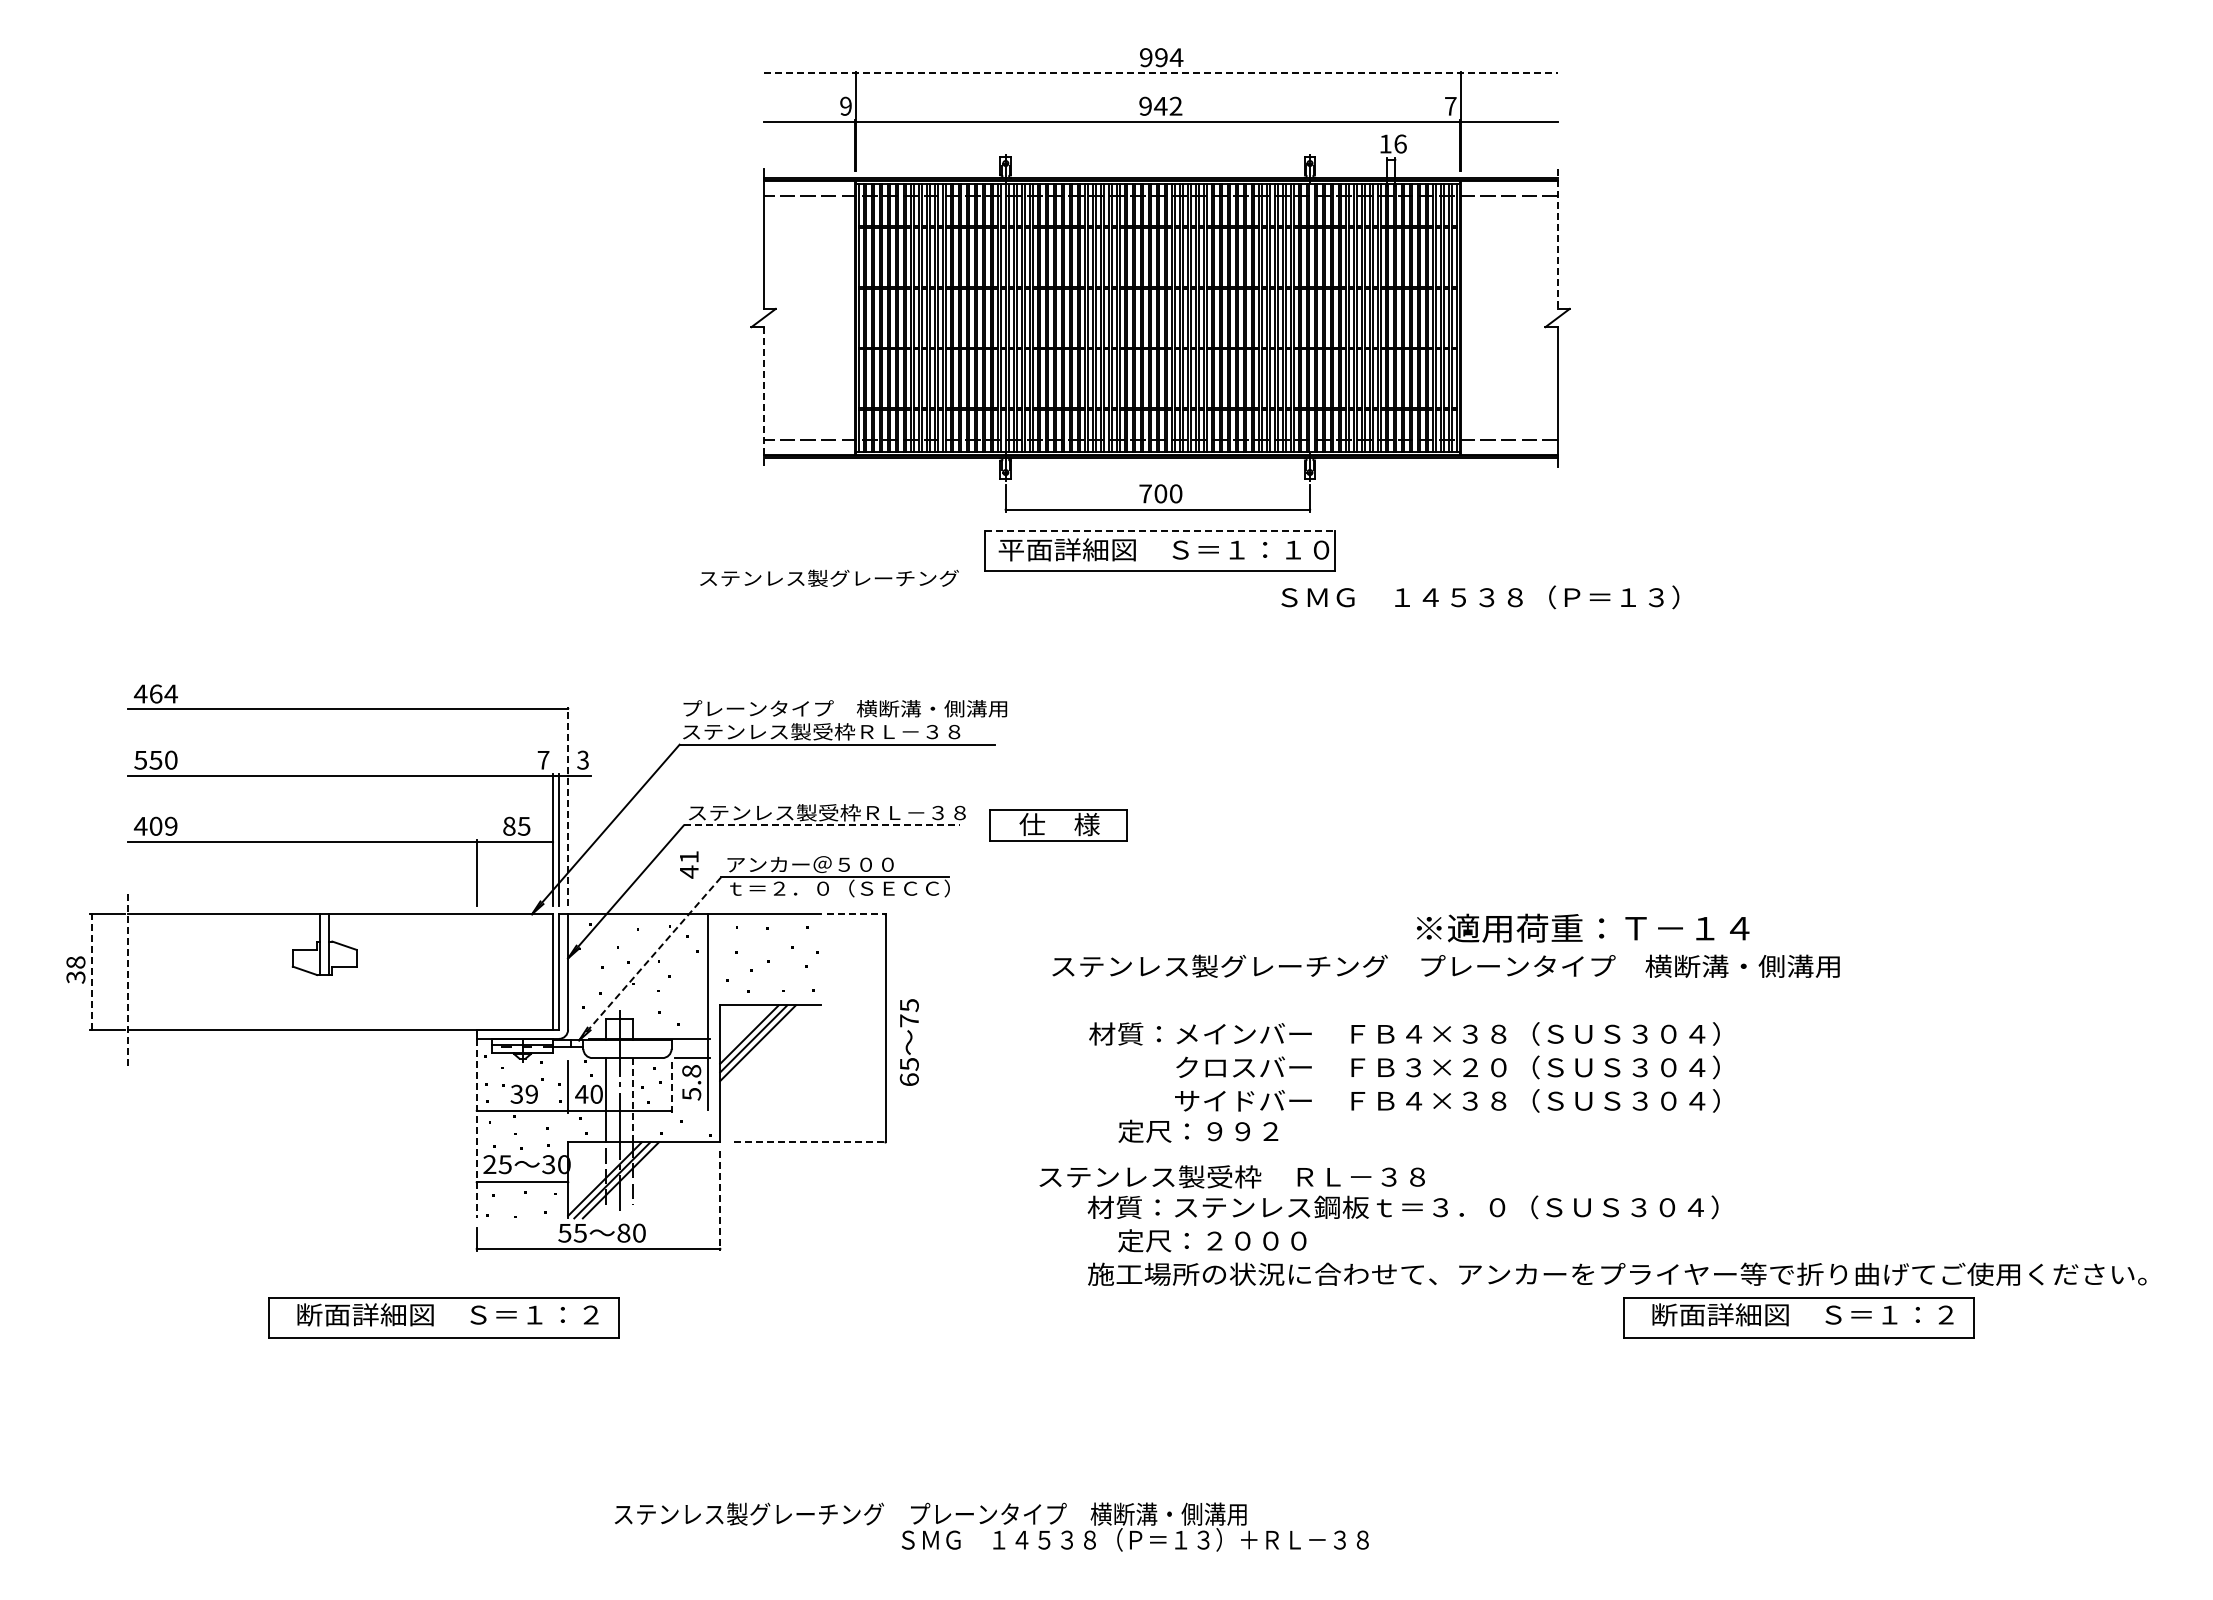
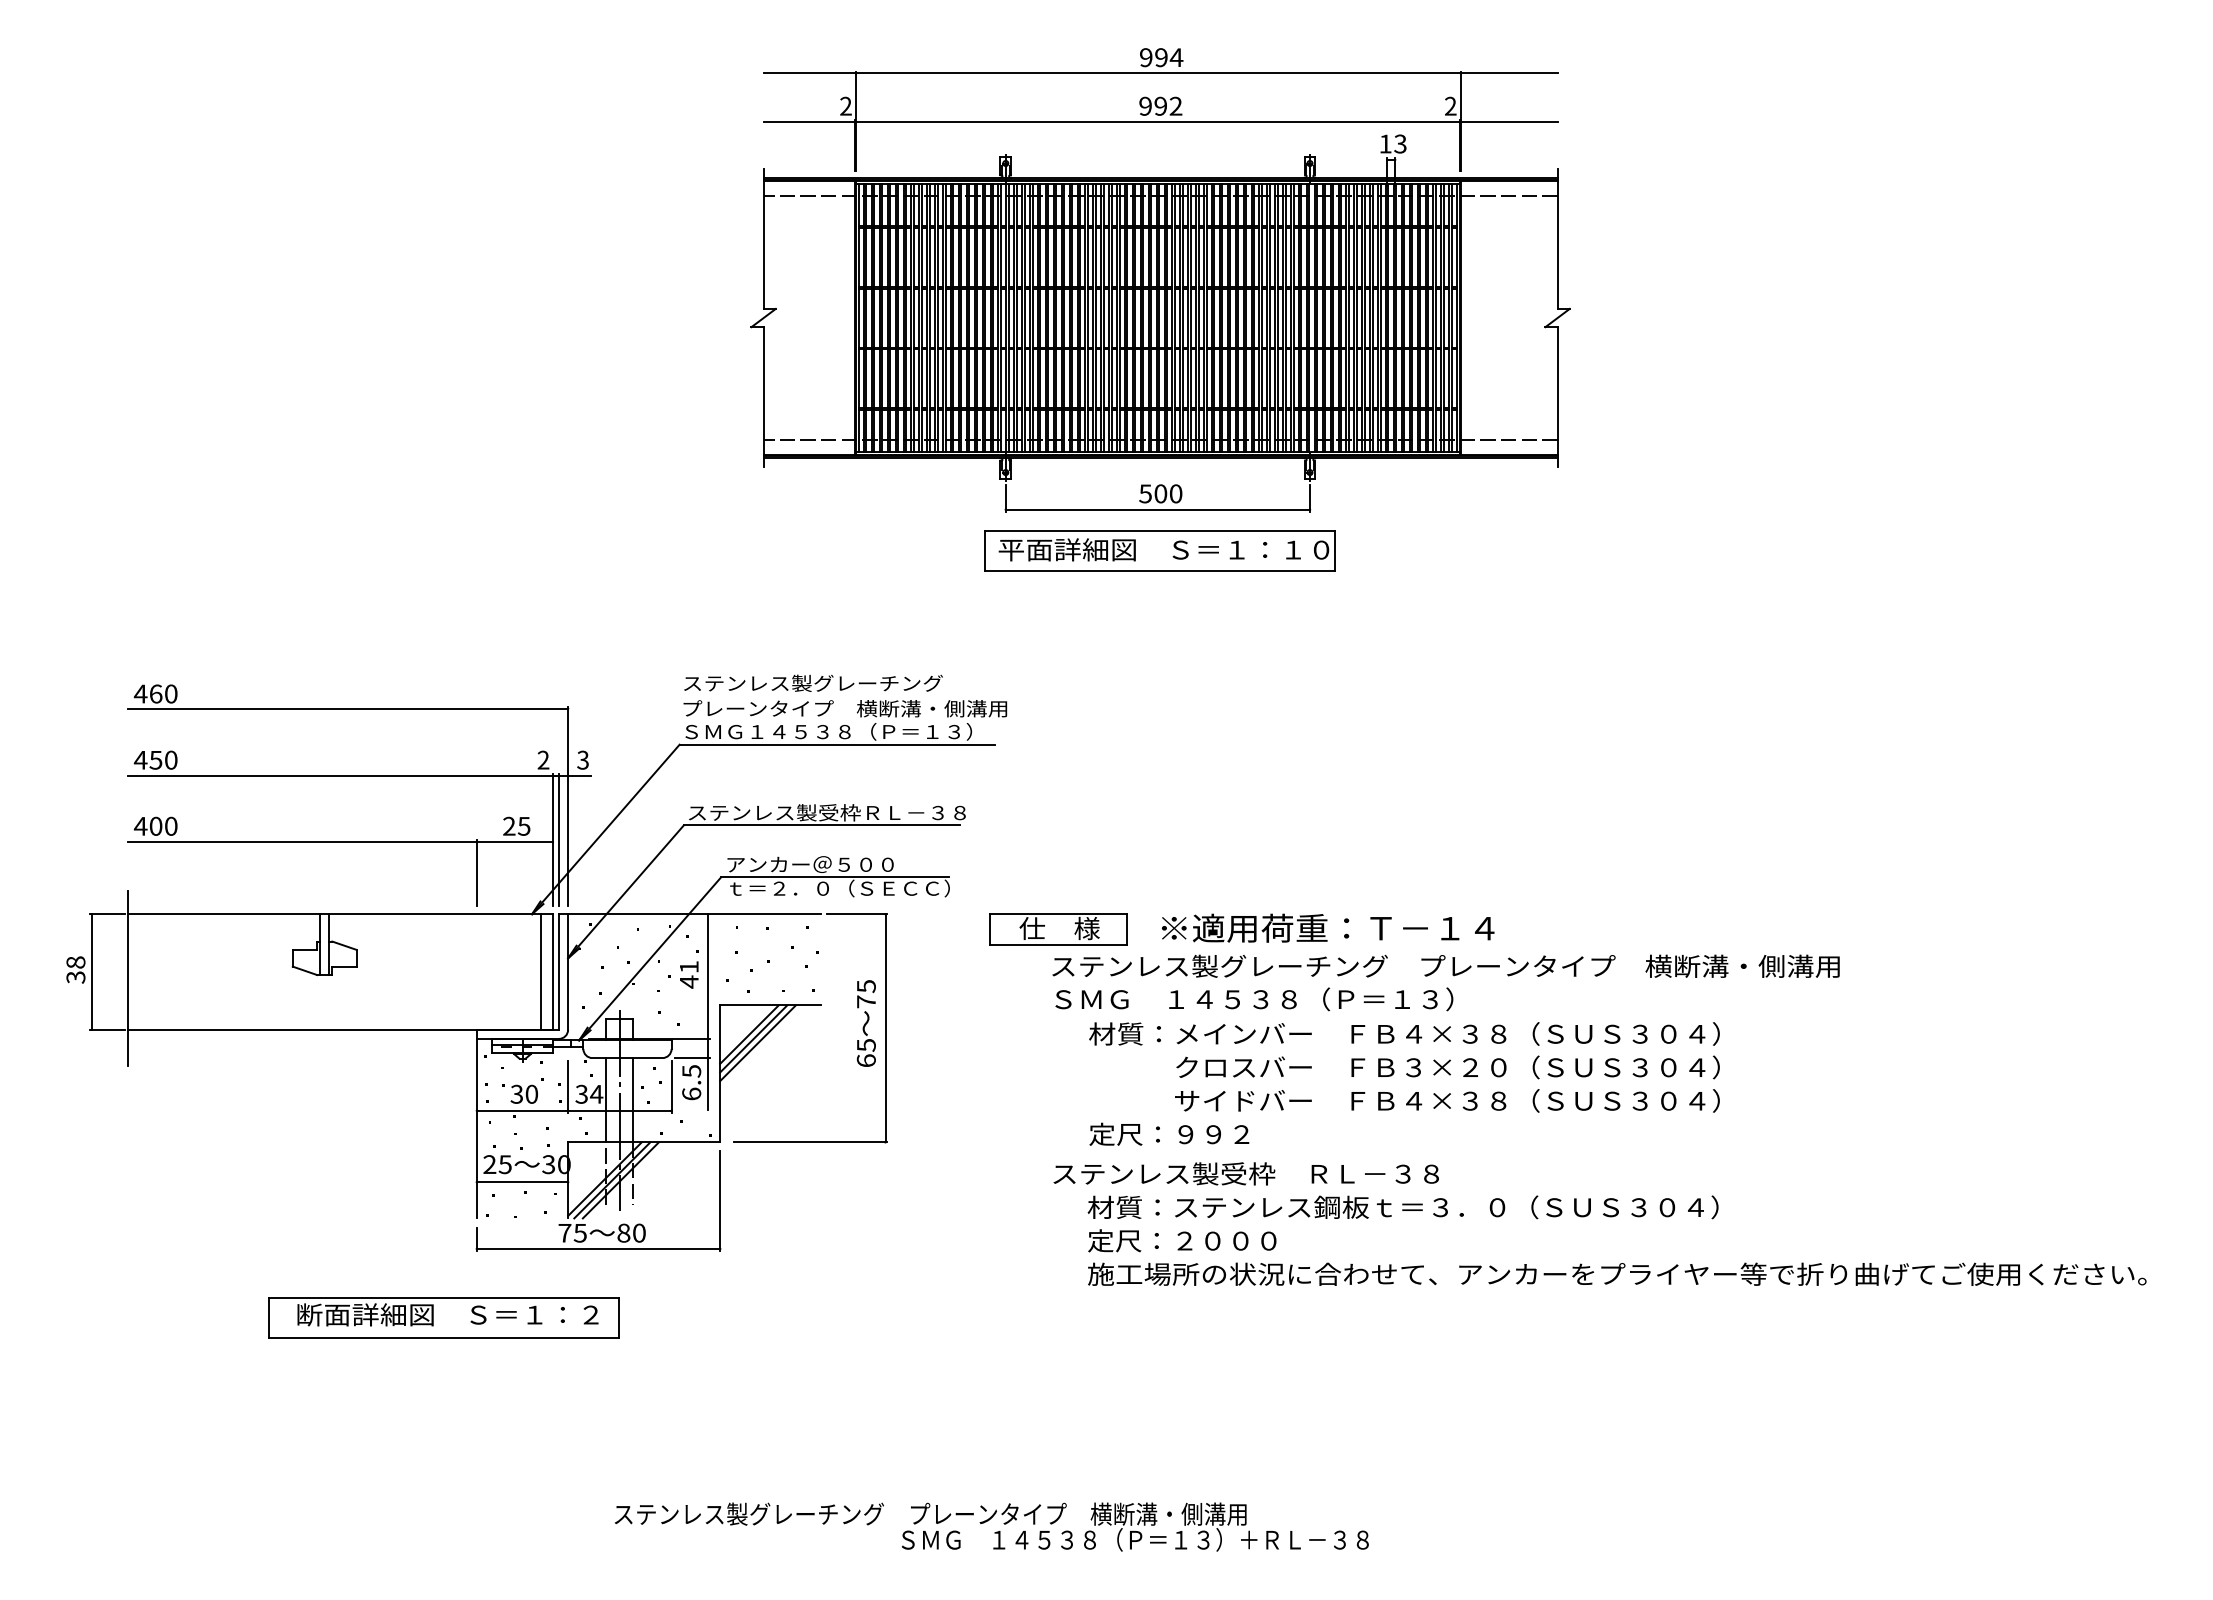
line: dashed -> solid (1160, 73)
text: 942 -> 992 (1160, 105)
text: 7 -> 2 (1450, 105)
text: 9 -> 2 (845, 106)
text: 16 -> 13 (1400, 143)
line: dashed -> solid (1557, 238)
line: dashed -> solid (763, 397)
text: 700 -> 500 (1145, 493)
line: dashed -> solid (1160, 530)
text position: (829, 577) -> (813, 682) (813, 682)
text position: (1480, 597) -> (1254, 999) (1254, 999)
text: 464 -> 460 (170, 693)
text: ステンレス製受枠ＲＬ－３８ -> ＳＭＧ１４５３８（Ｐ＝１３） (827, 731)
text: 7 -> 2 (543, 759)
text: 550 -> 450 (140, 760)
line: dashed -> solid (568, 806)
text: 85 -> 25 (509, 825)
line: dashed -> solid (822, 825)
part position: (1058, 825) -> (1058, 929) (1058, 929)
text: 409 -> 400 (171, 826)
text position: (689, 864) -> (689, 974) (689, 974)
line: dashed -> solid (857, 914)
text position: (1583, 927) -> (1328, 927) (1328, 927)
line: dashed -> solid (650, 958)
line: none -> present (540, 971)
line: dashed -> solid (91, 972)
line: dashed -> solid (128, 977)
text position: (908, 1042) -> (865, 1023) (865, 1023)
text: 5.8 -> 6.5 (691, 1082)
line: dashed -> solid (671, 1086)
text: 40 -> 34 (589, 1093)
text: 39 -> 30 (531, 1094)
line: dashed -> solid (633, 1099)
line: dashed -> solid (476, 1128)
text position: (1198, 1130) -> (1169, 1133) (1169, 1133)
line: dashed -> solid (810, 1142)
text position: (1231, 1176) -> (1245, 1173) (1245, 1173)
line: dashed -> solid (720, 1201)
text: 55 -> 75 (564, 1233)
text position: (1212, 1240) -> (1182, 1240) (1182, 1240)
part: present -> none (1798, 1317)
